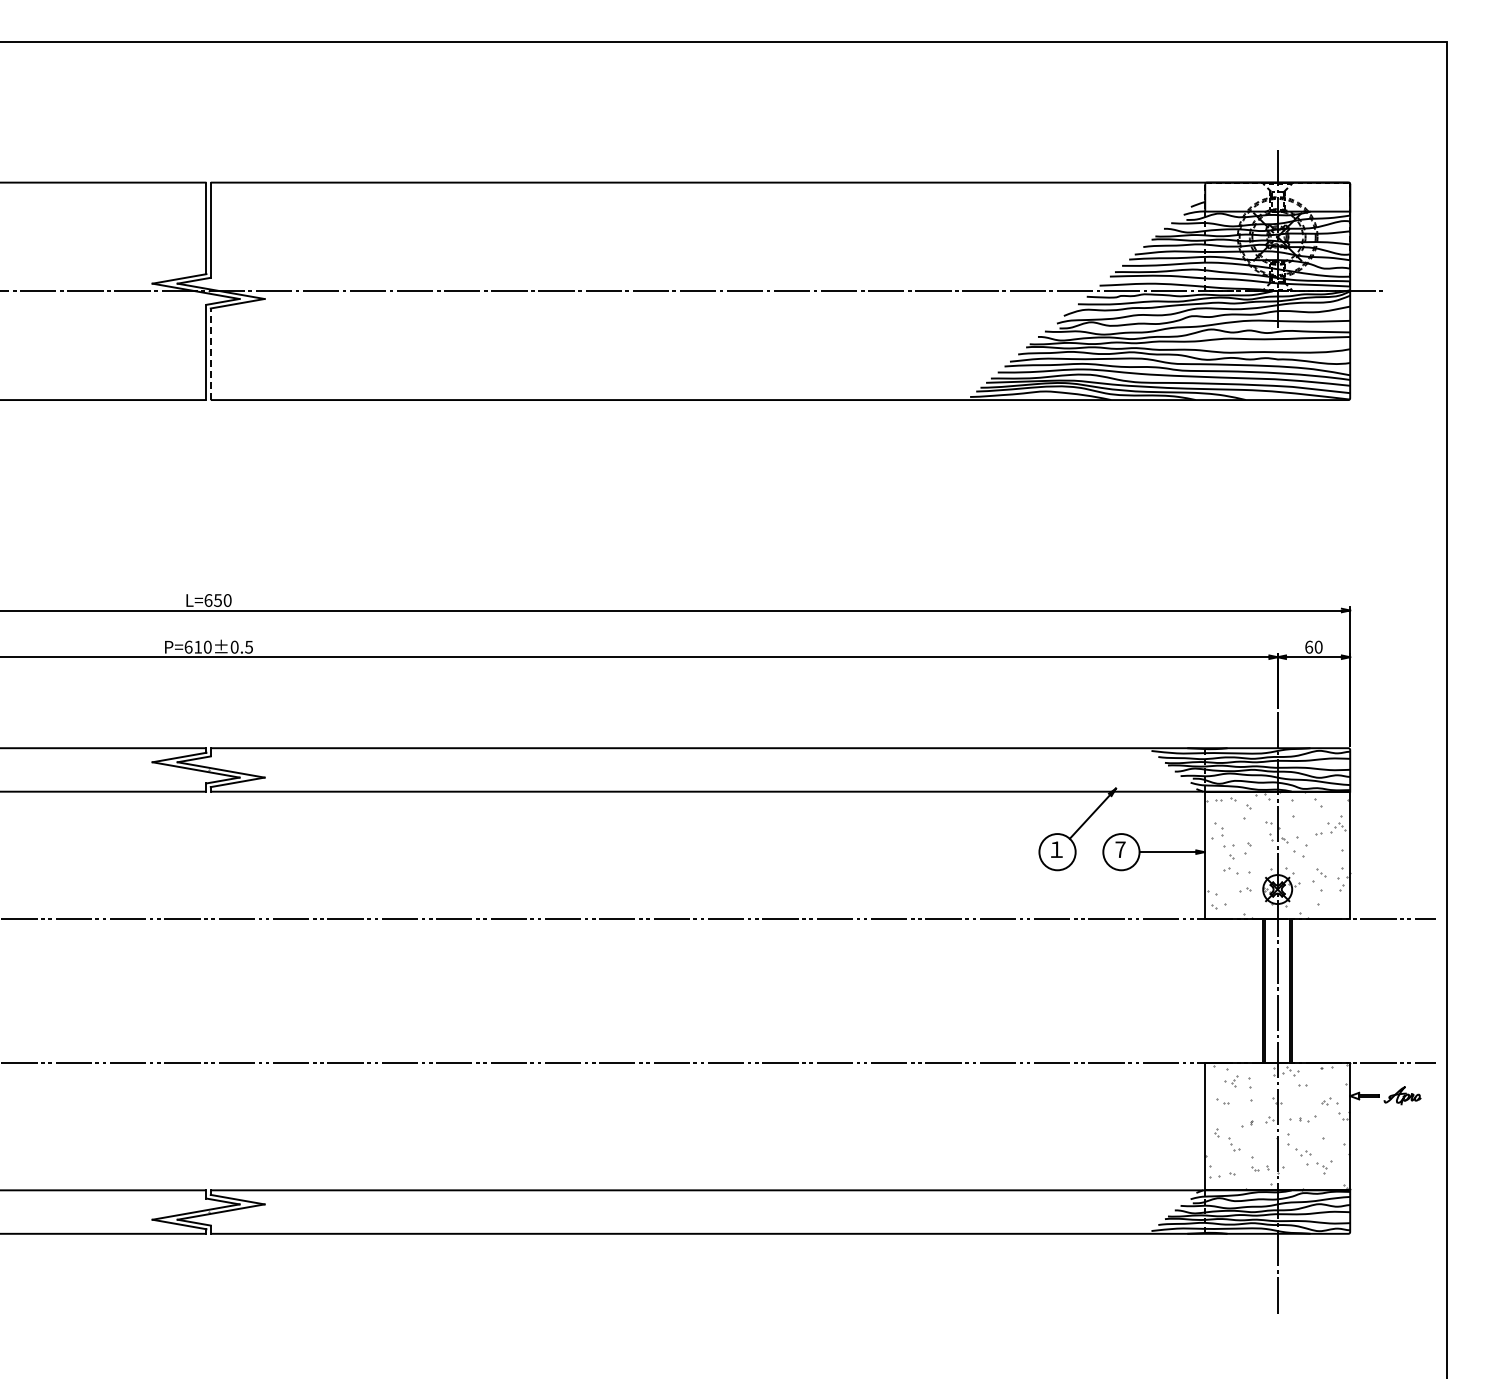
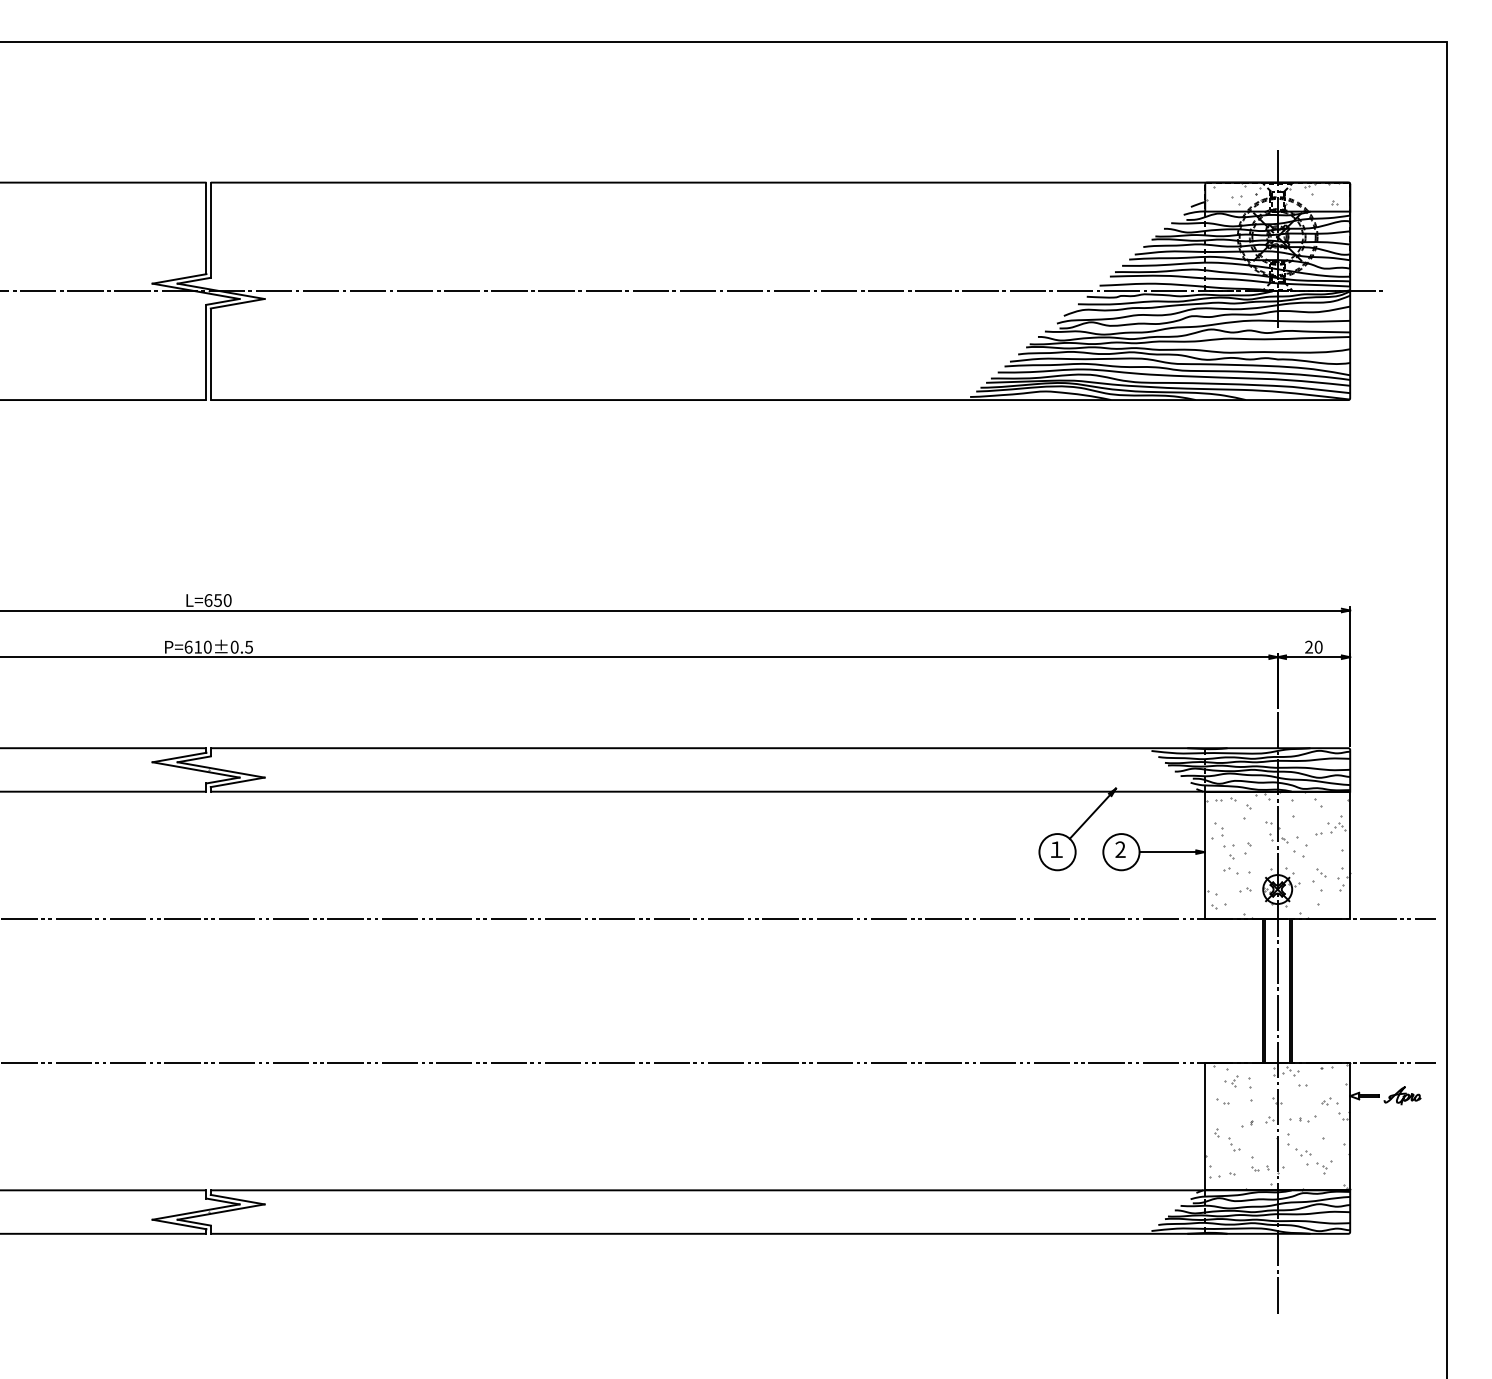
hatch: none -> present (1272, 193)
line: dashed -> solid (210, 354)
text: 60 -> 20 (1309, 646)
text: 7 -> 2 (1120, 849)
